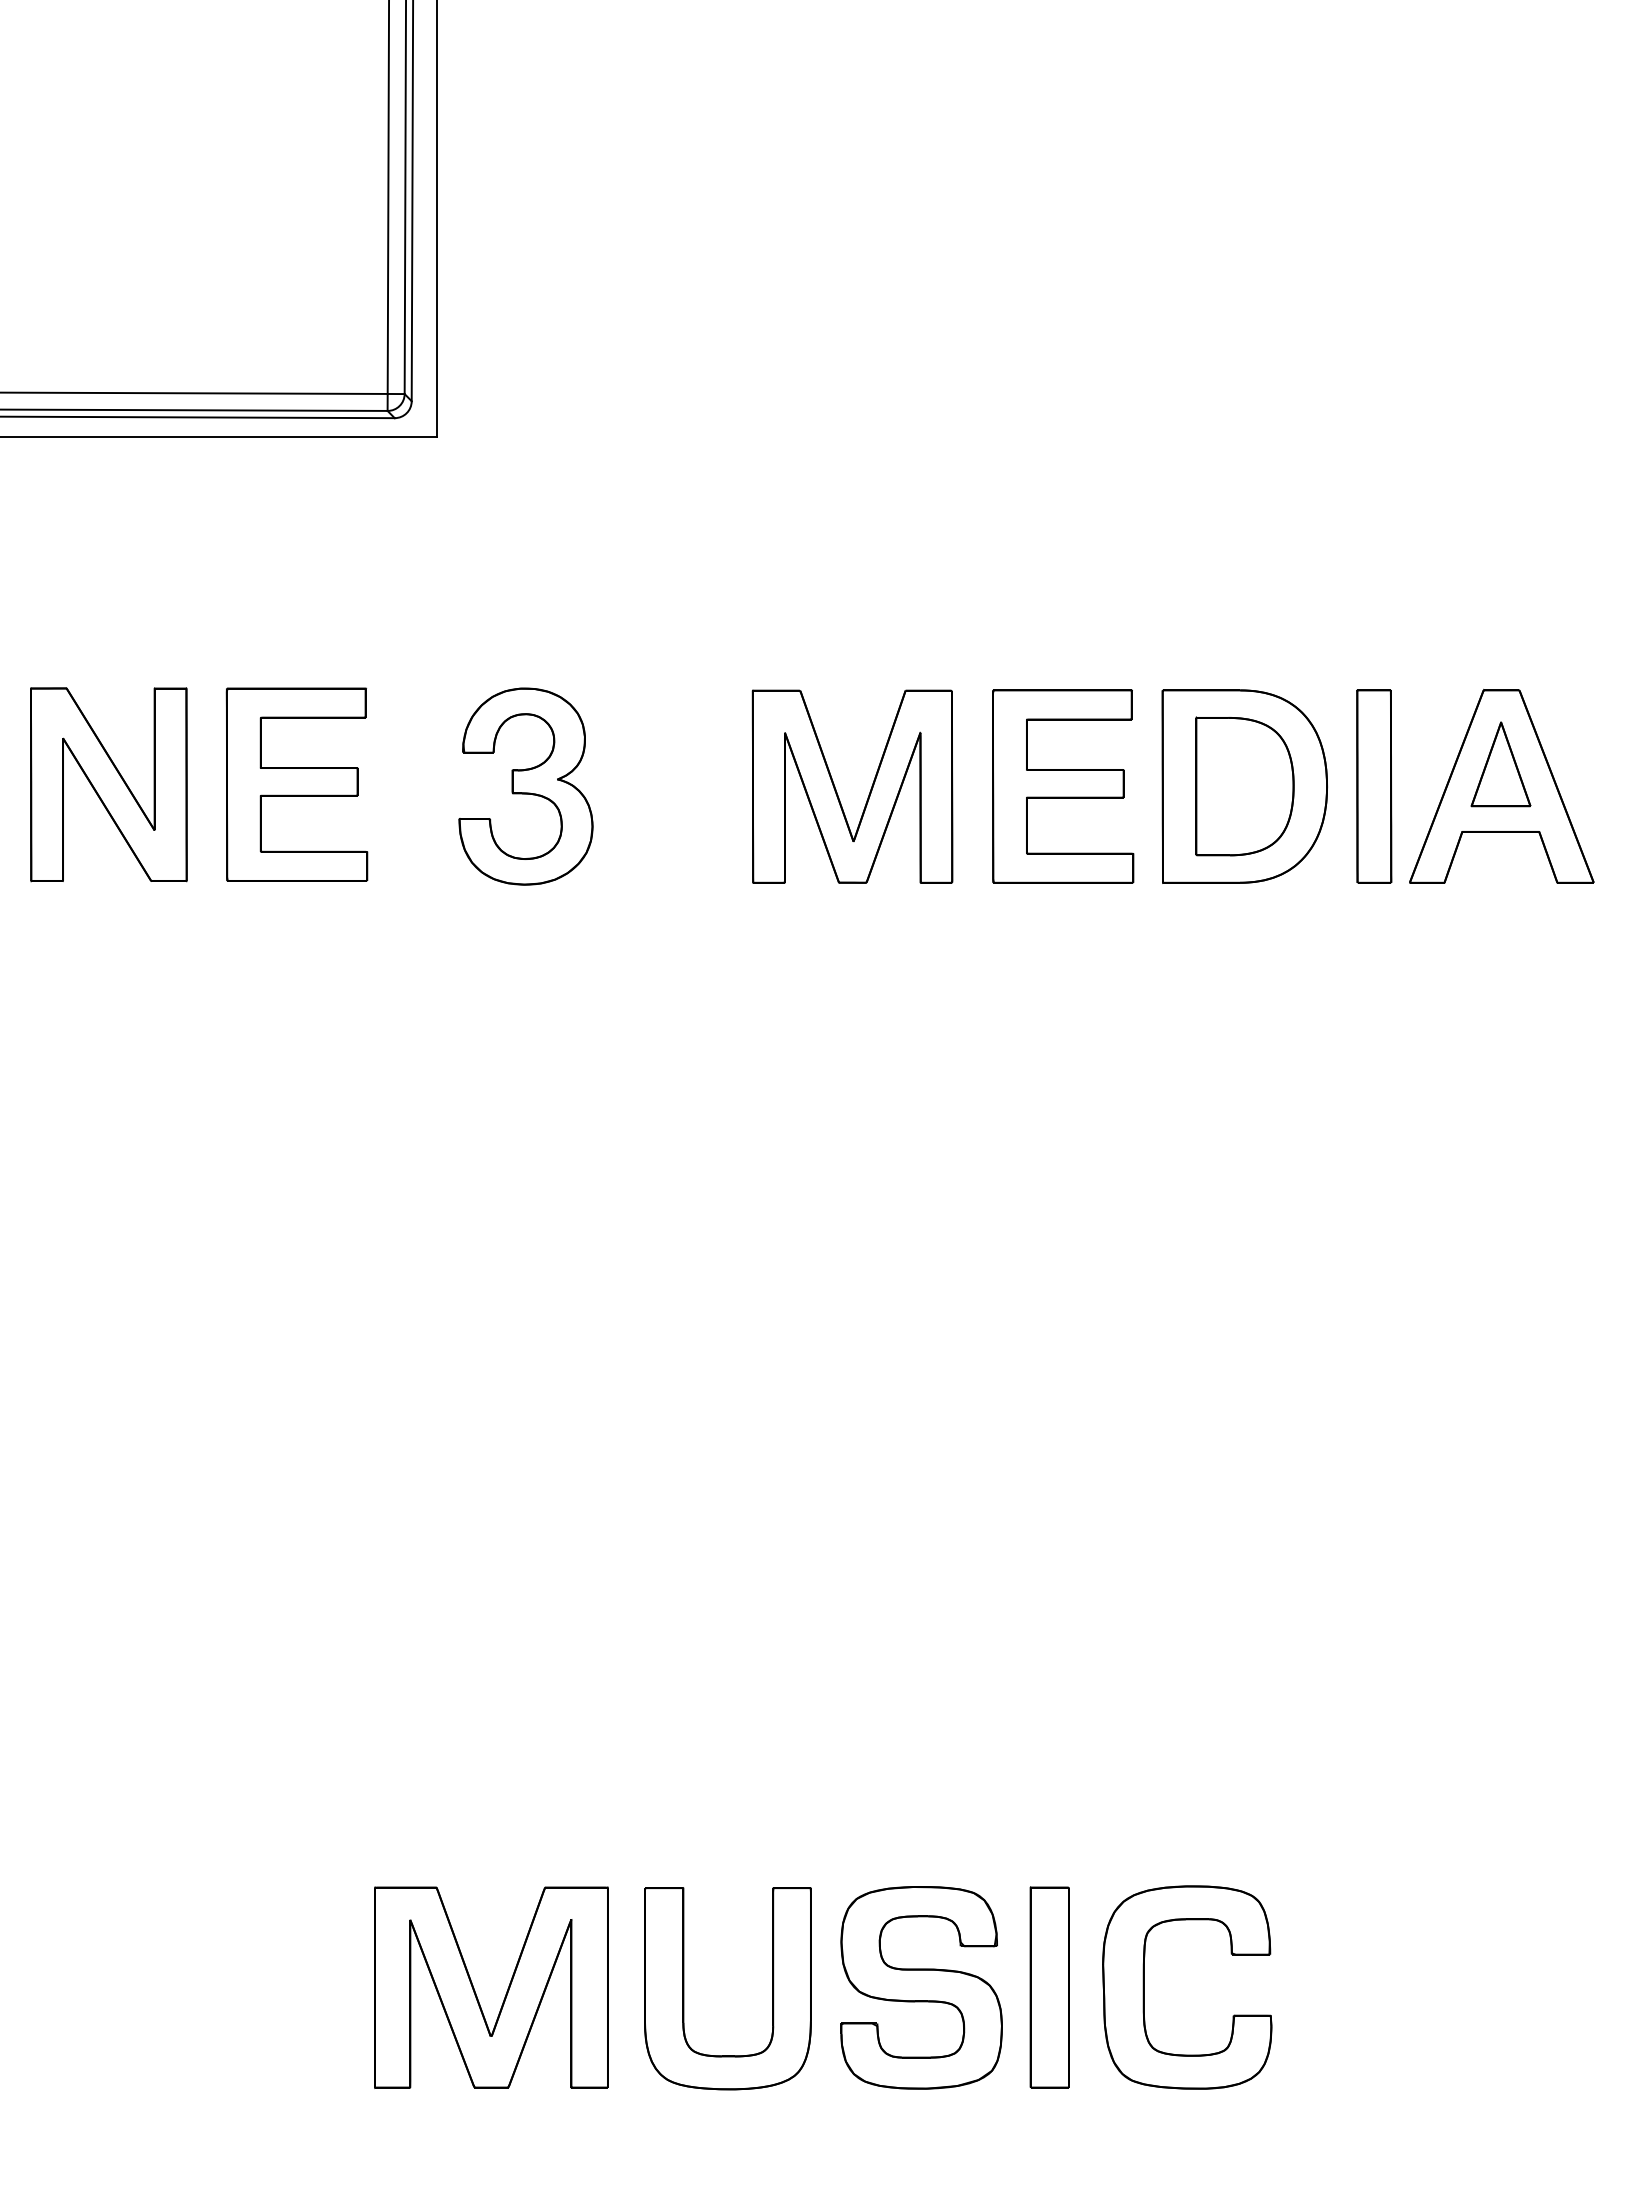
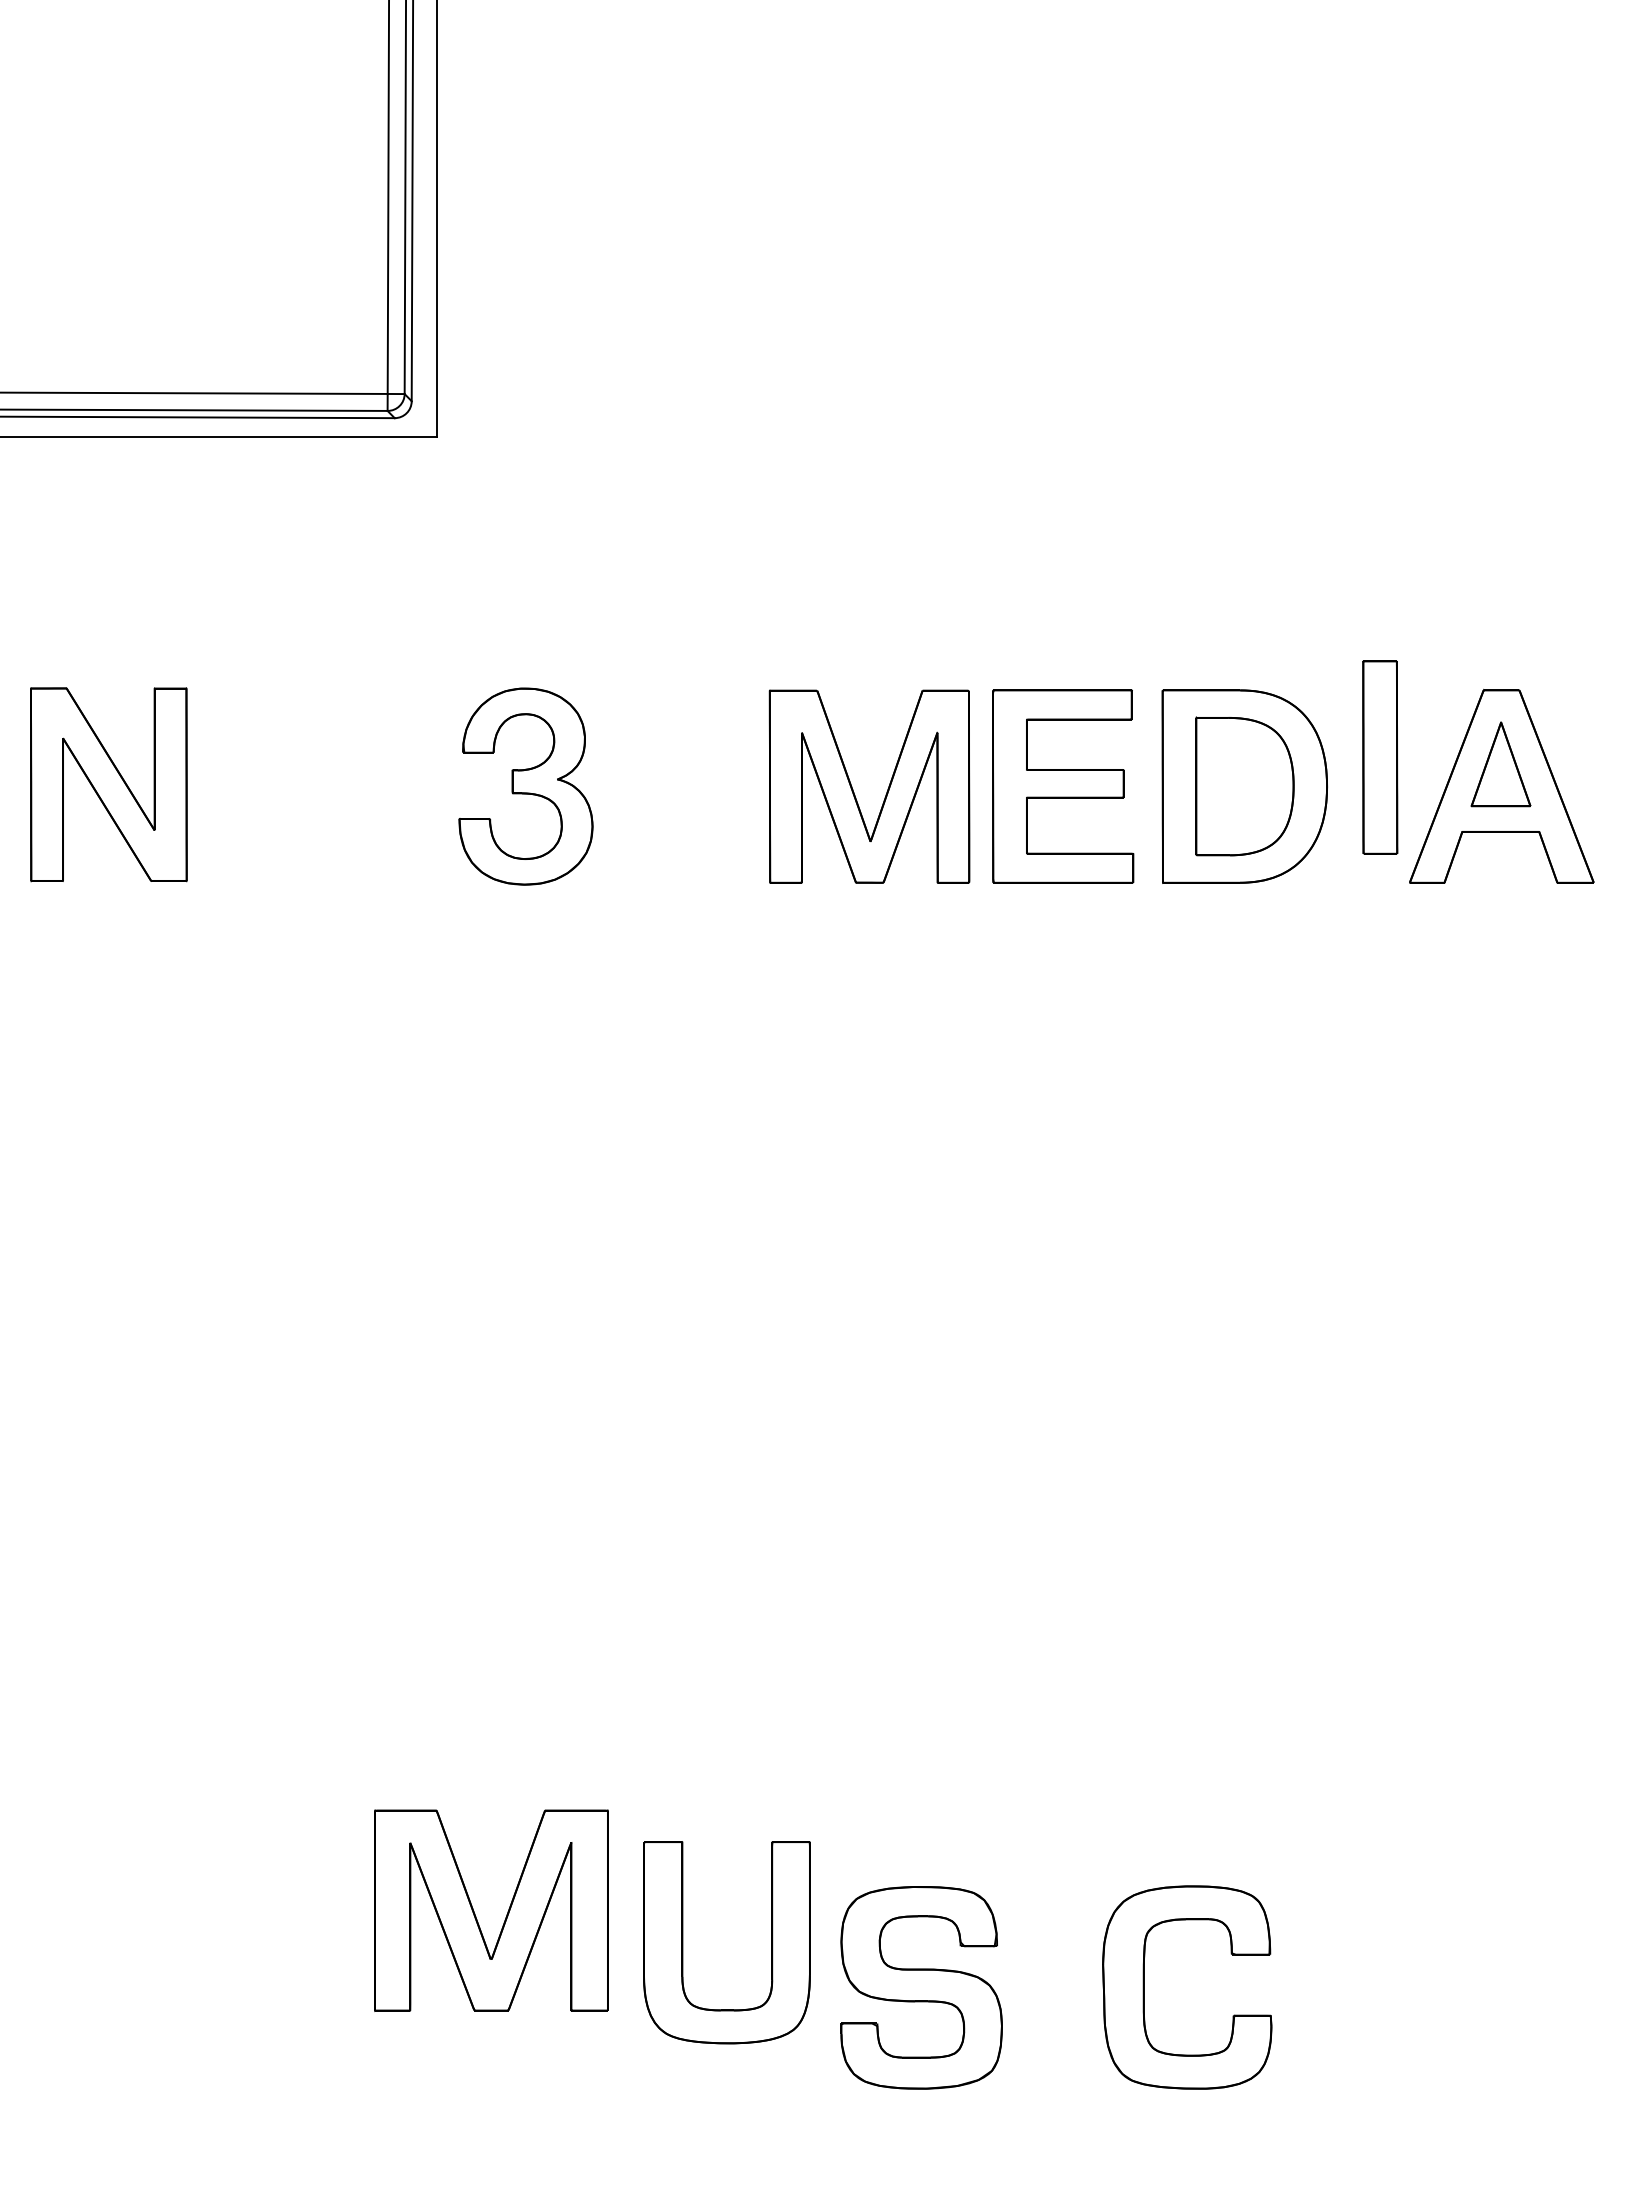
part: present -> none (296, 784)
part position: (1374, 786) -> (1380, 757) (1380, 757)
part position: (837, 792) -> (854, 792) (854, 792)
part: present -> none (1049, 1987)
part position: (684, 1988) -> (683, 1942) (683, 1942)
part position: (506, 1991) -> (506, 1914) (506, 1914)
